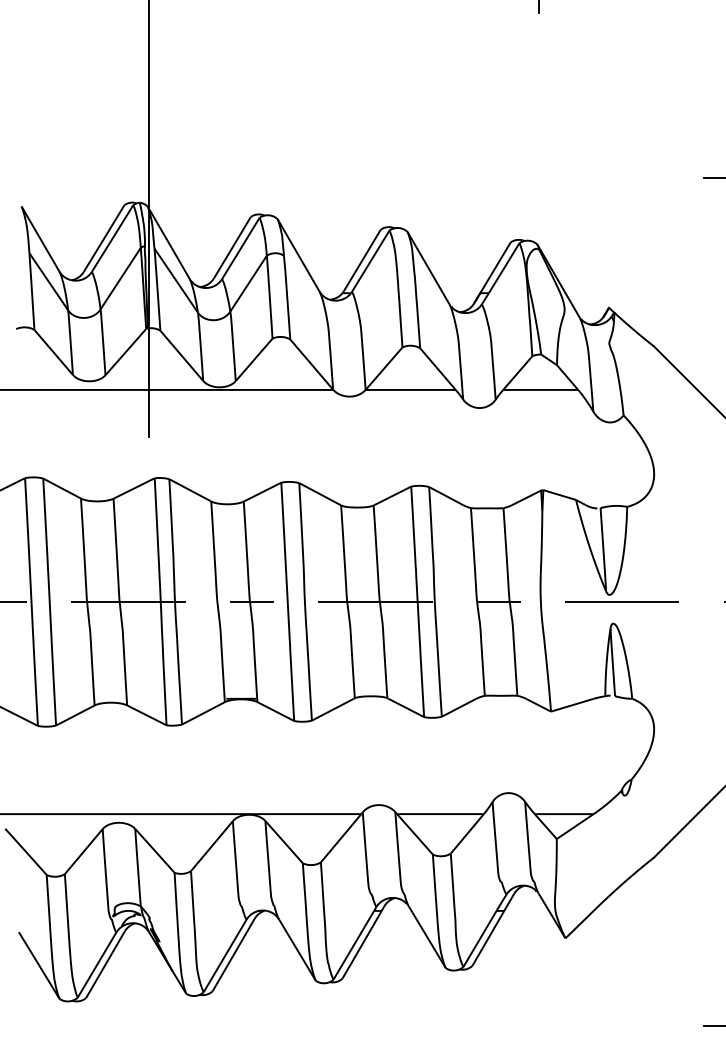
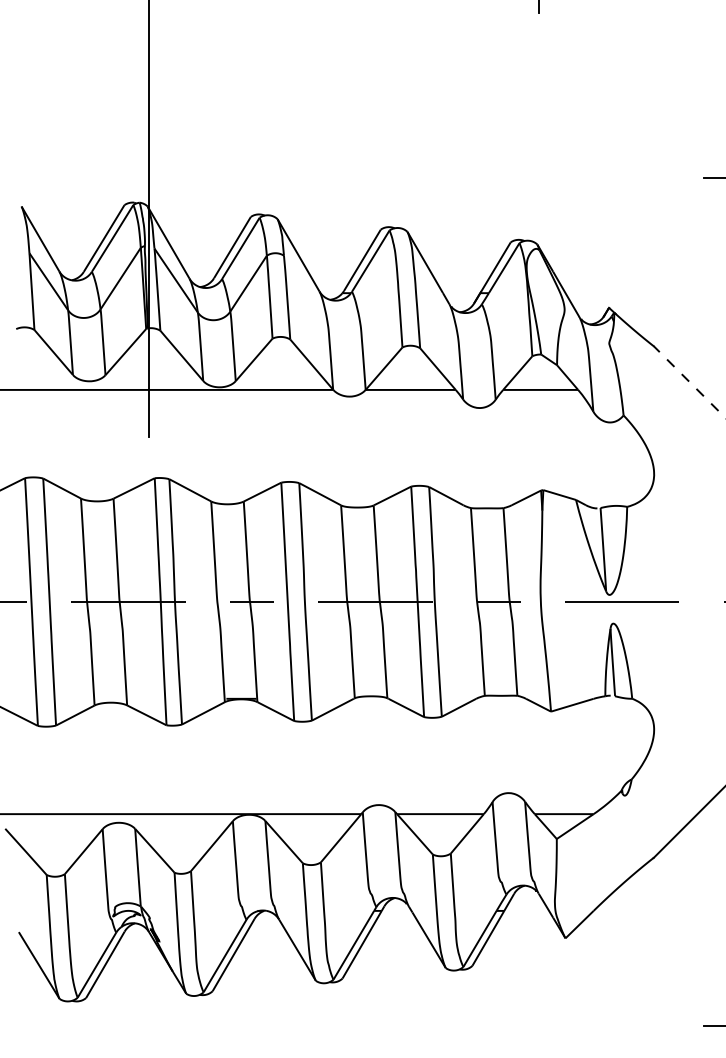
line: solid -> dashed (689, 382)
